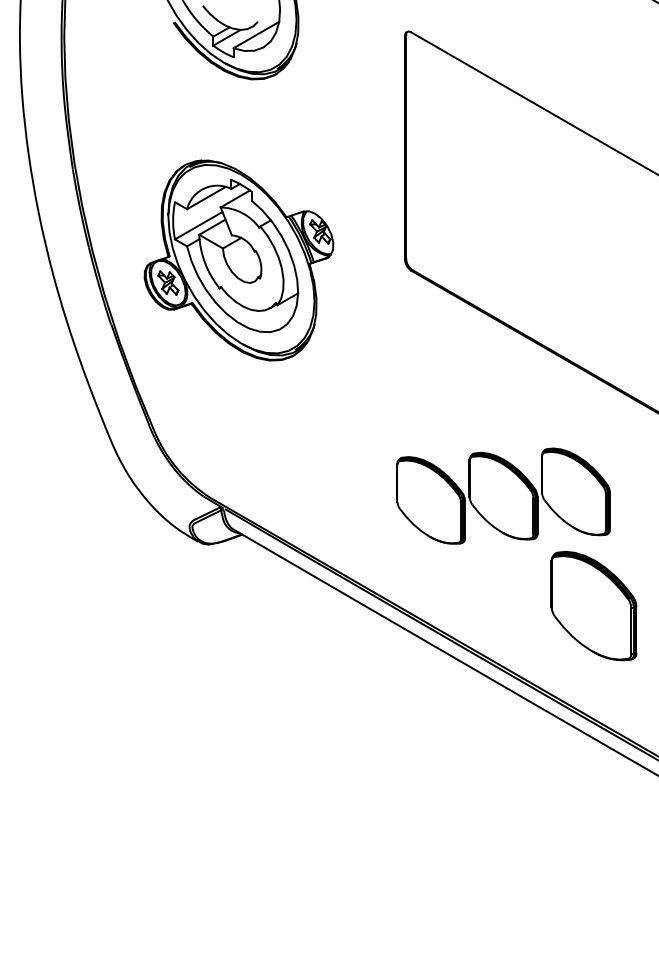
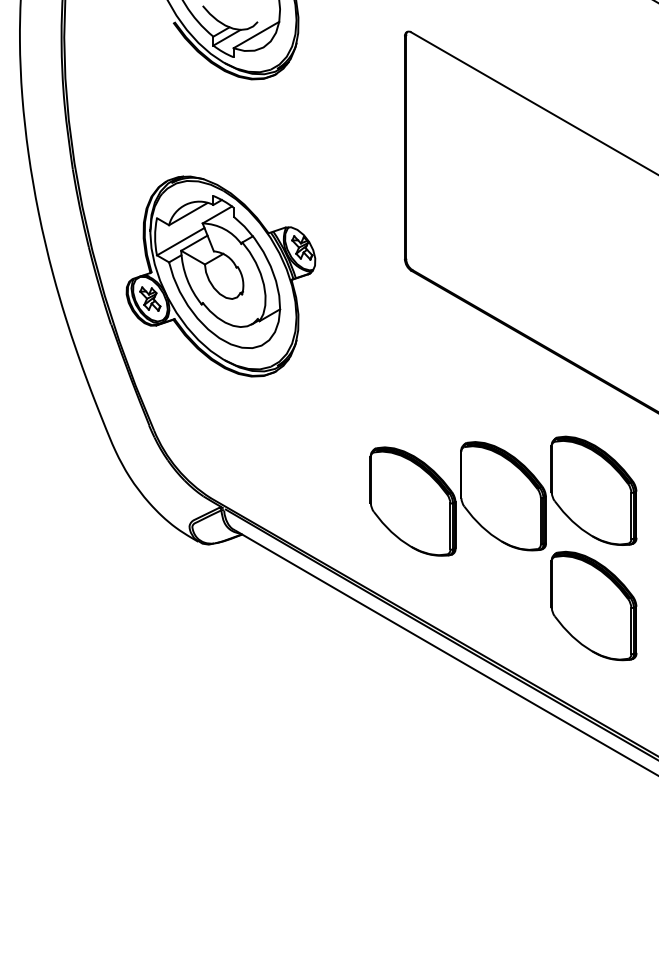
part position: (238, 260) -> (220, 276) (220, 276)
part size: 215x98 px -> 269x122 px (503, 495)
